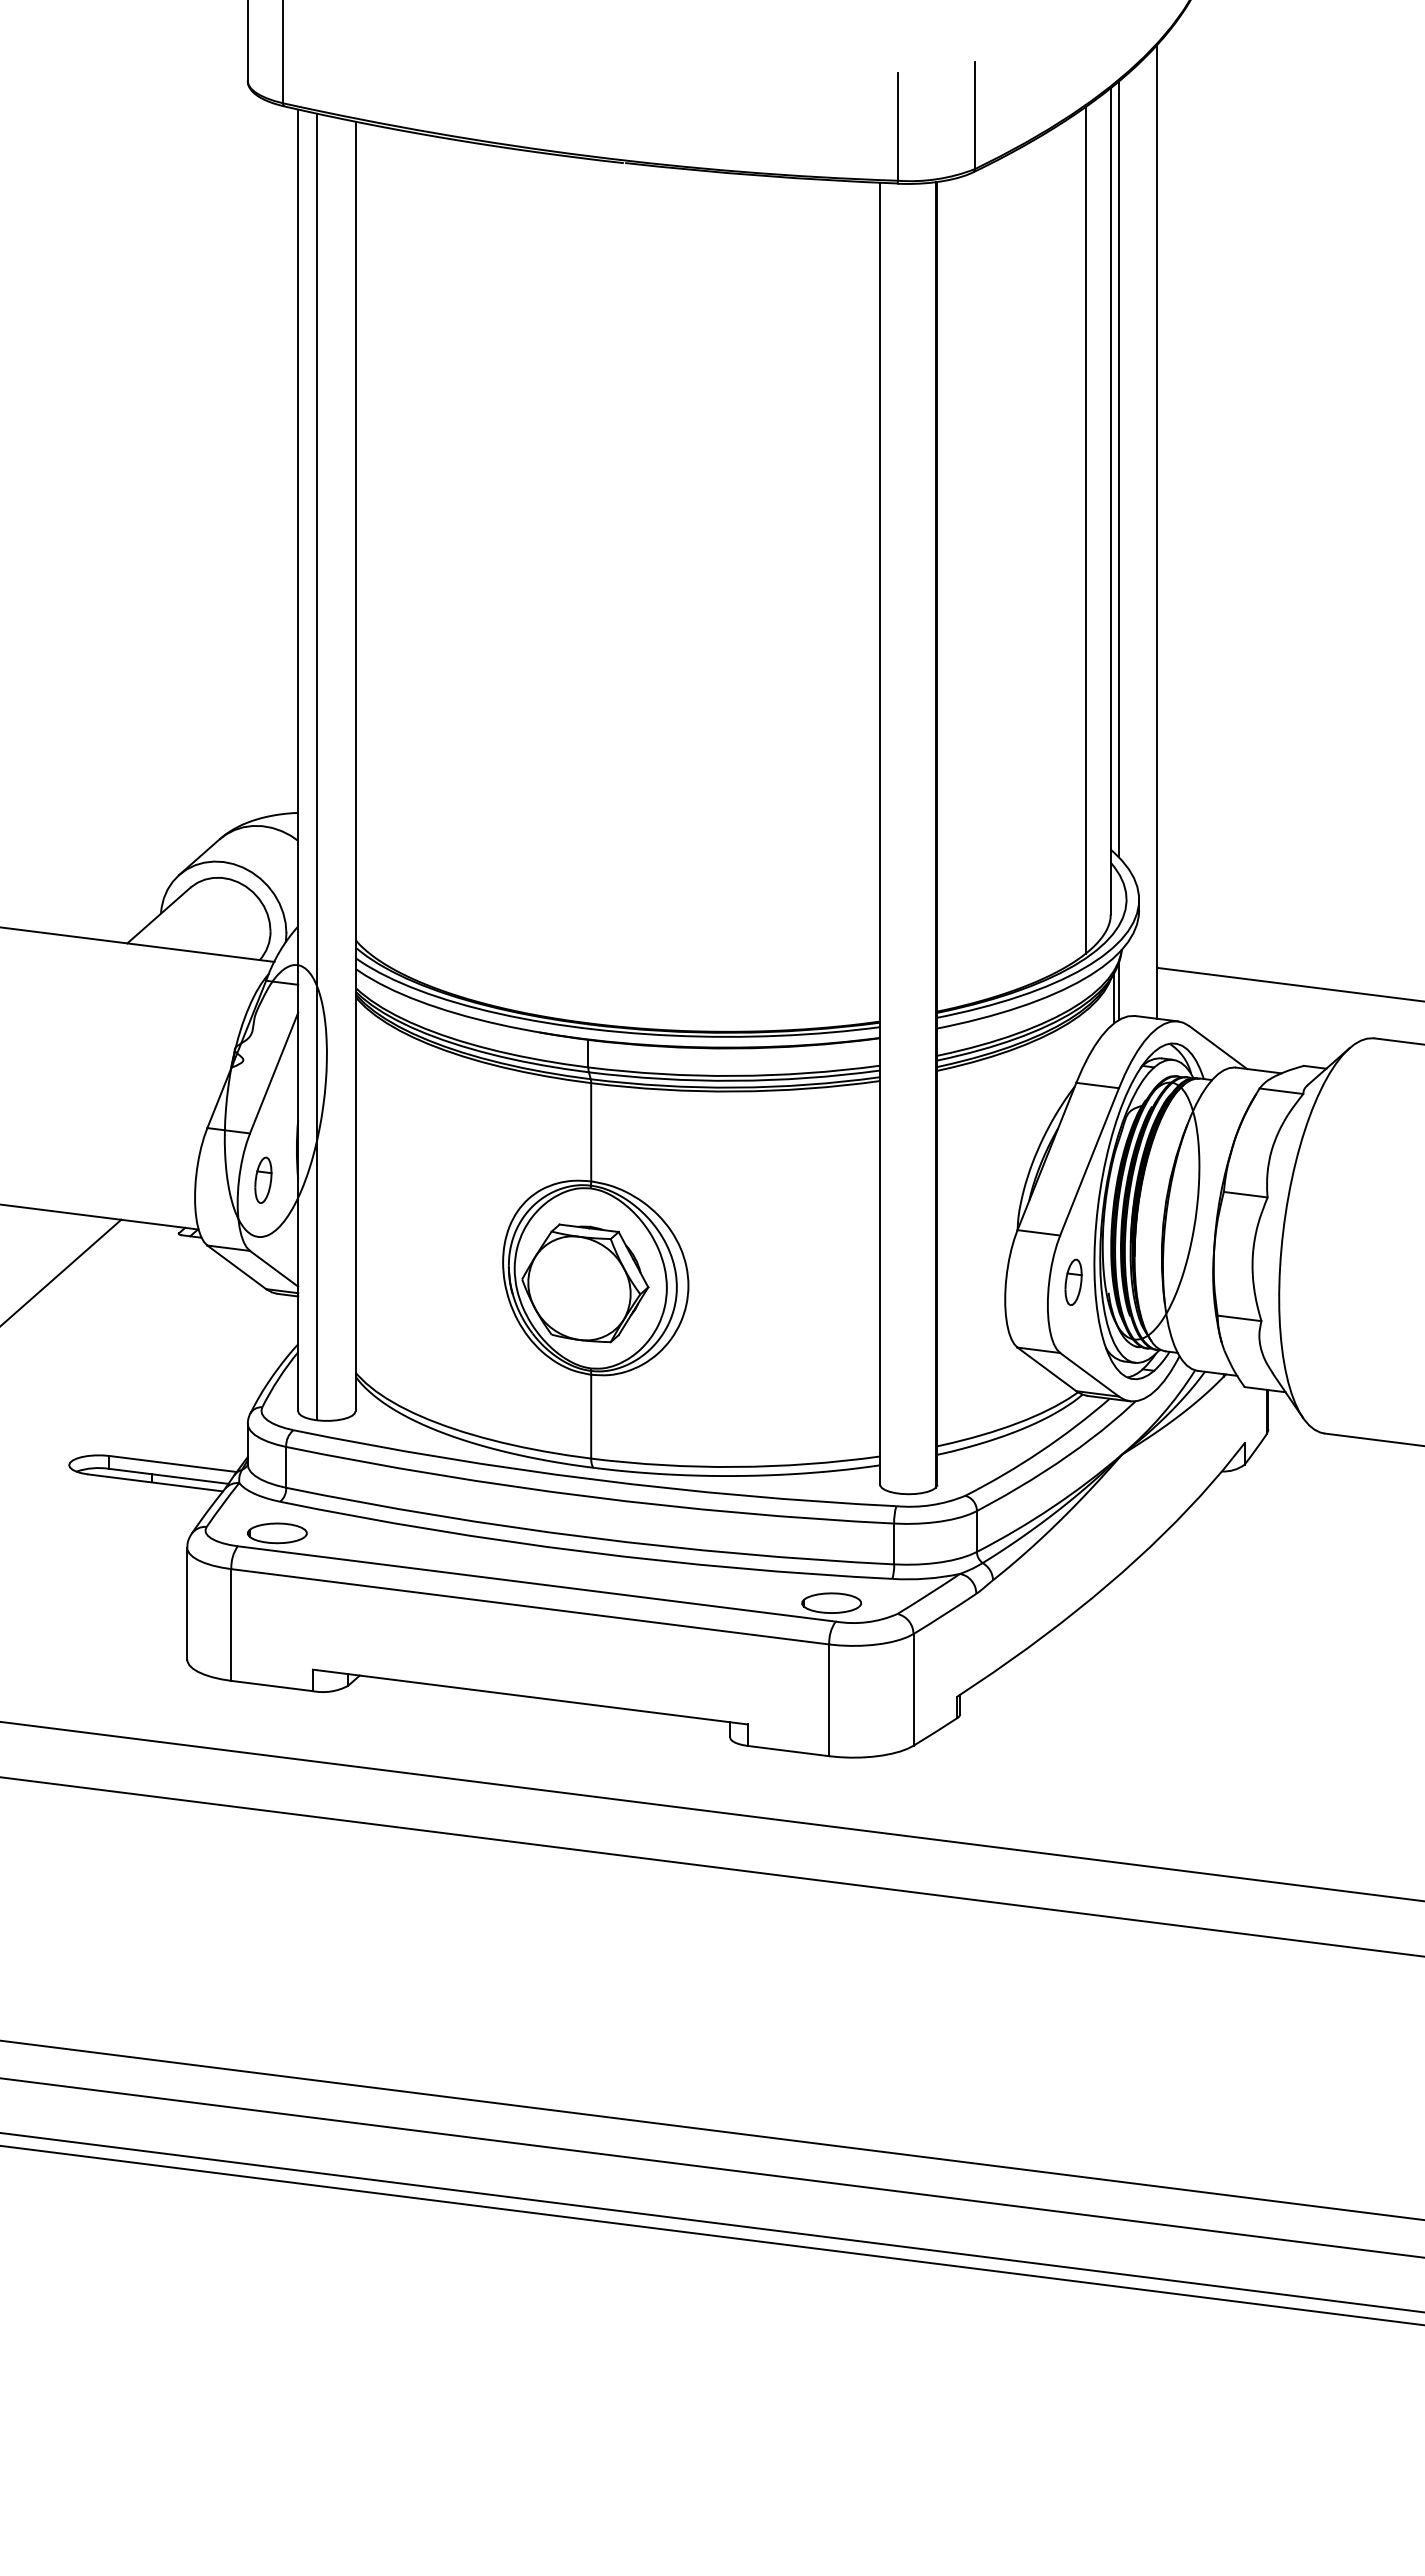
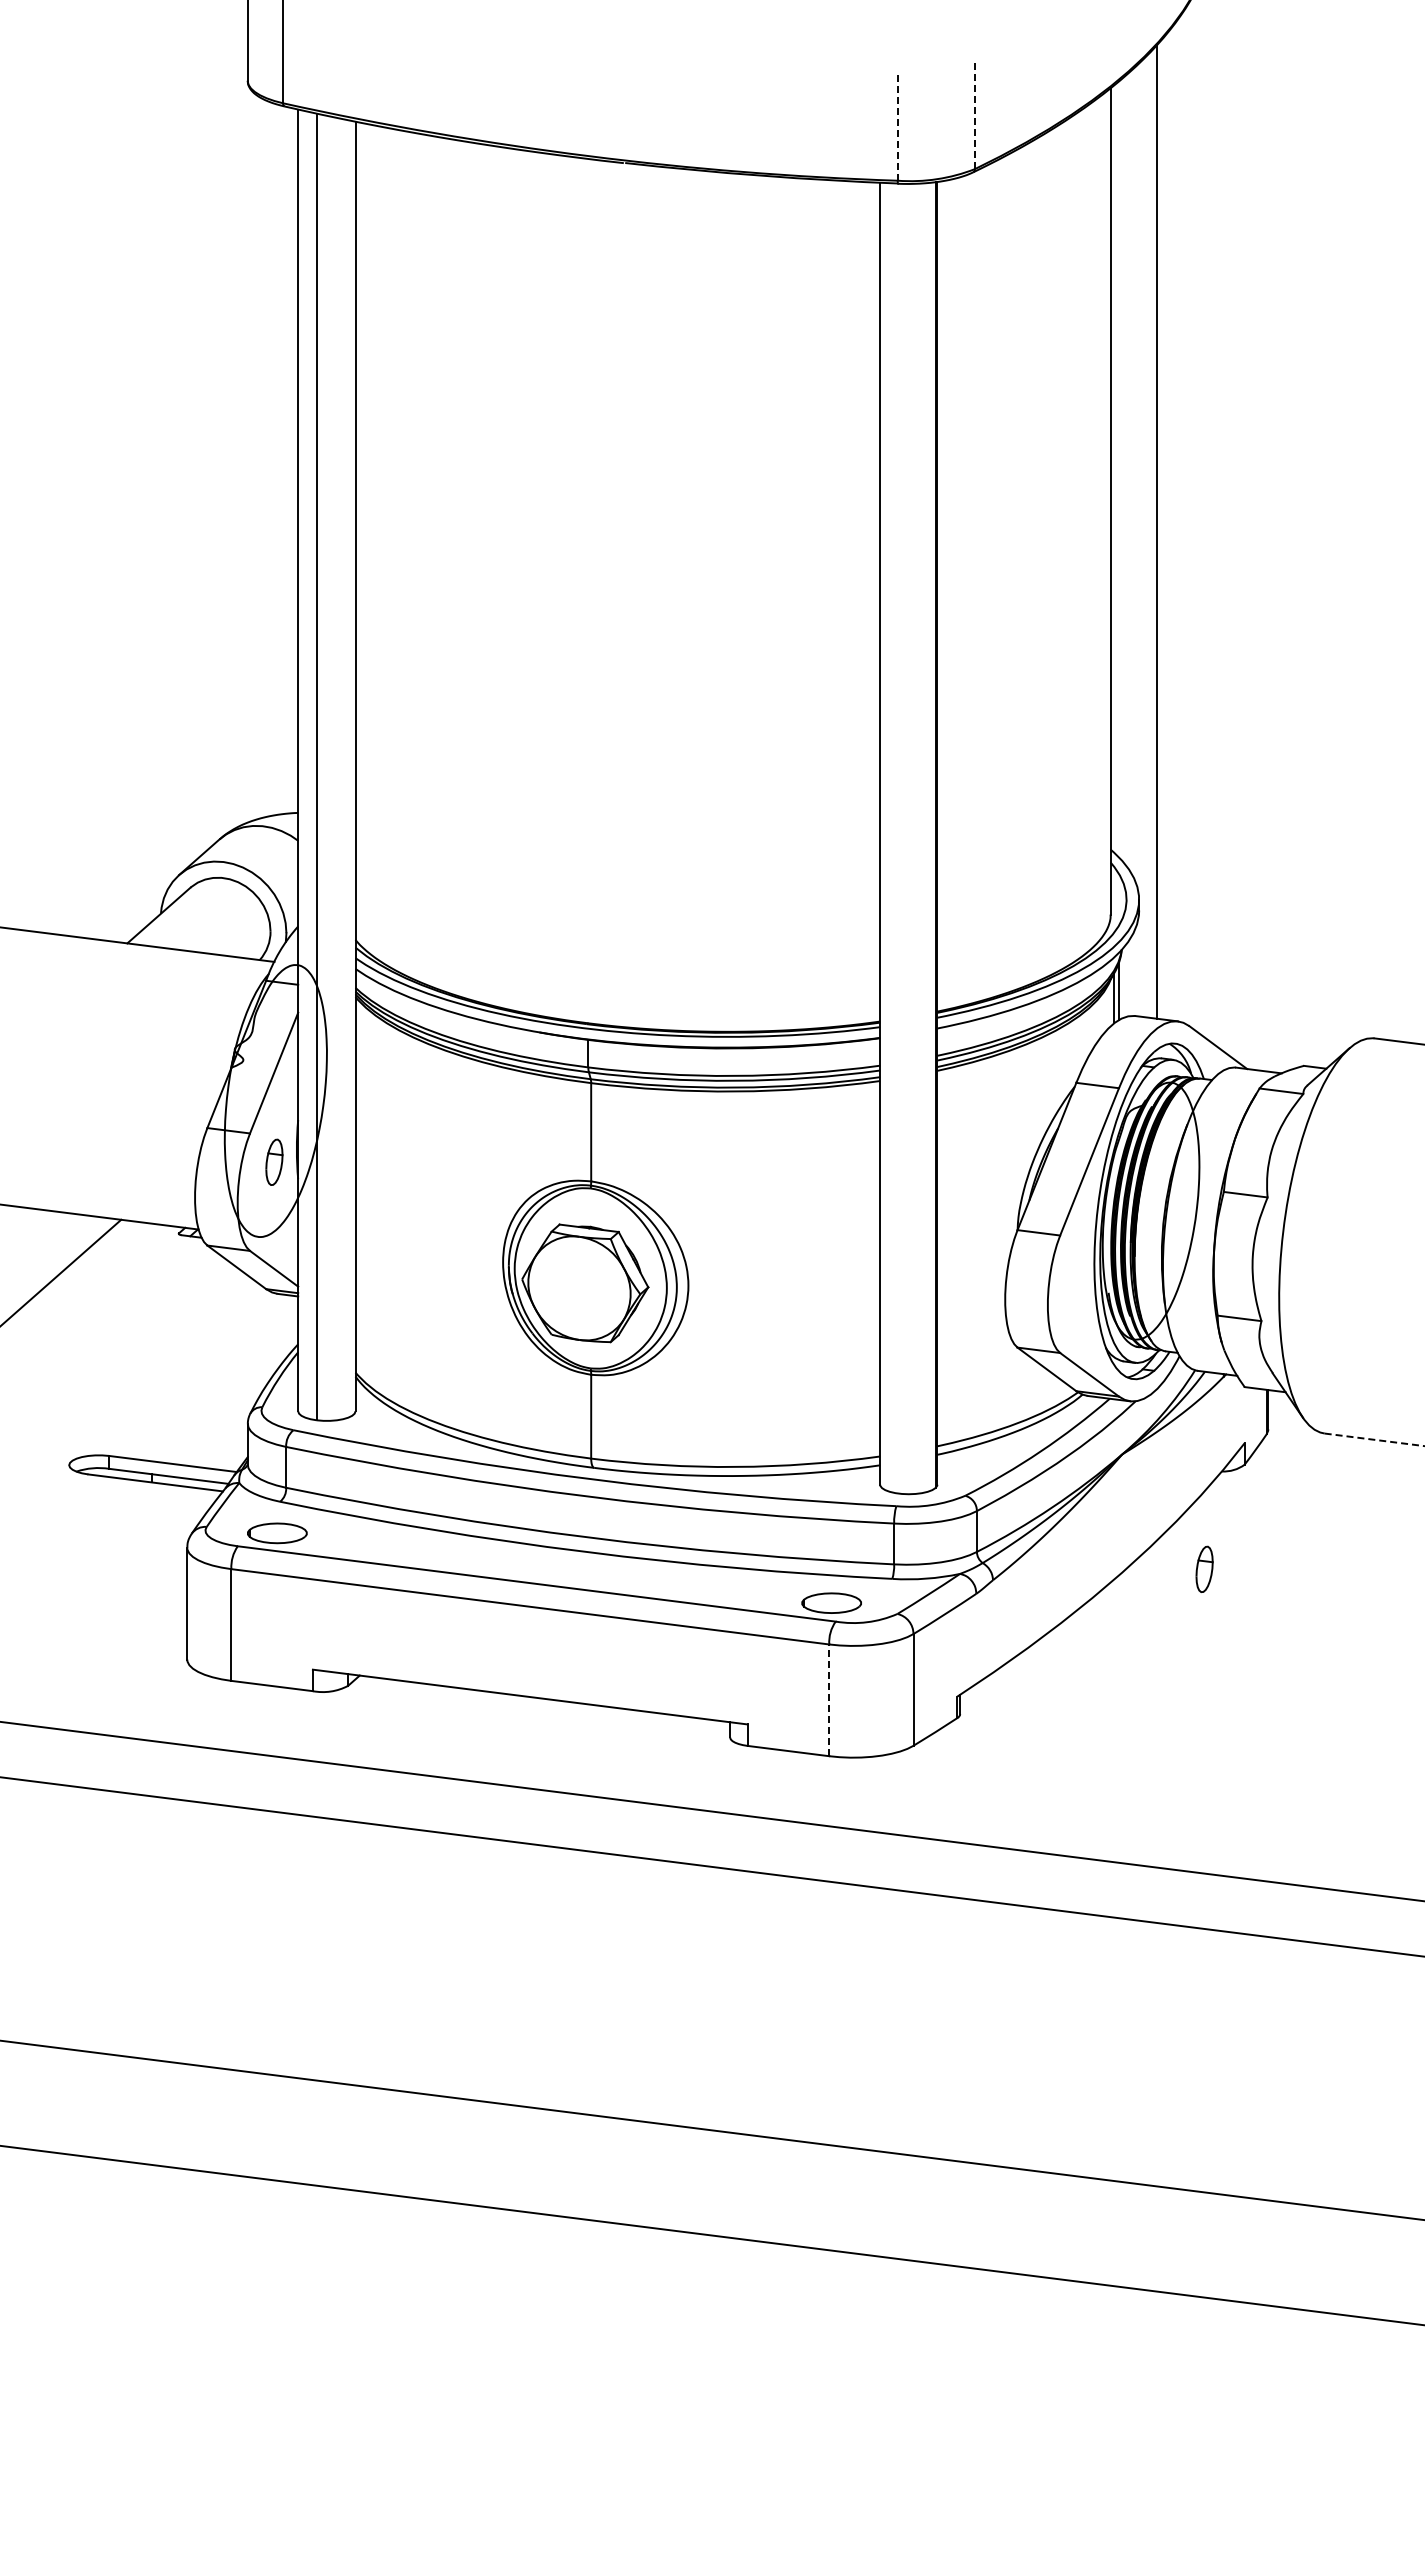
line: solid -> dashed (975, 115)
line: solid -> dashed (897, 127)
line: present -> none (1118, 468)
line: present -> none (1085, 529)
line: present -> none (1289, 984)
part position: (263, 1179) -> (274, 1161) (274, 1161)
part position: (1073, 1281) -> (1204, 1568) (1204, 1568)
line: solid -> dashed (1375, 1439)
line: solid -> dashed (829, 1700)
line: present -> none (711, 2167)
line: present -> none (711, 2222)
